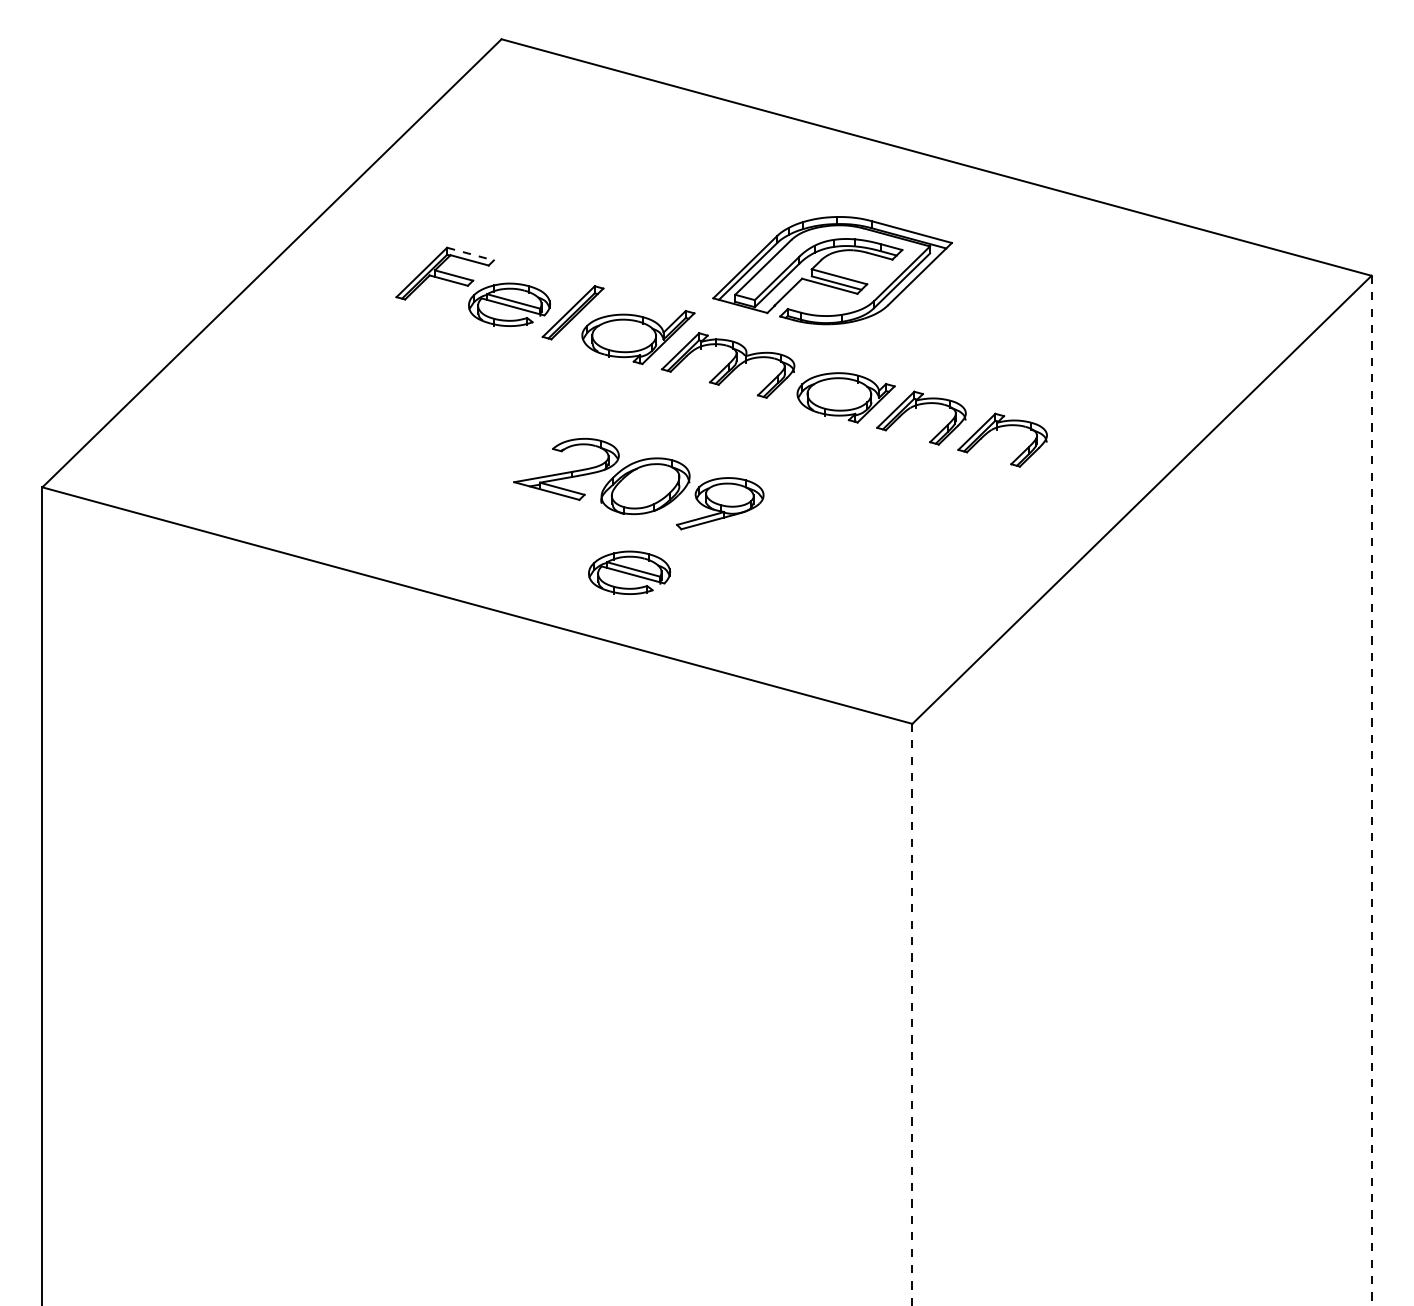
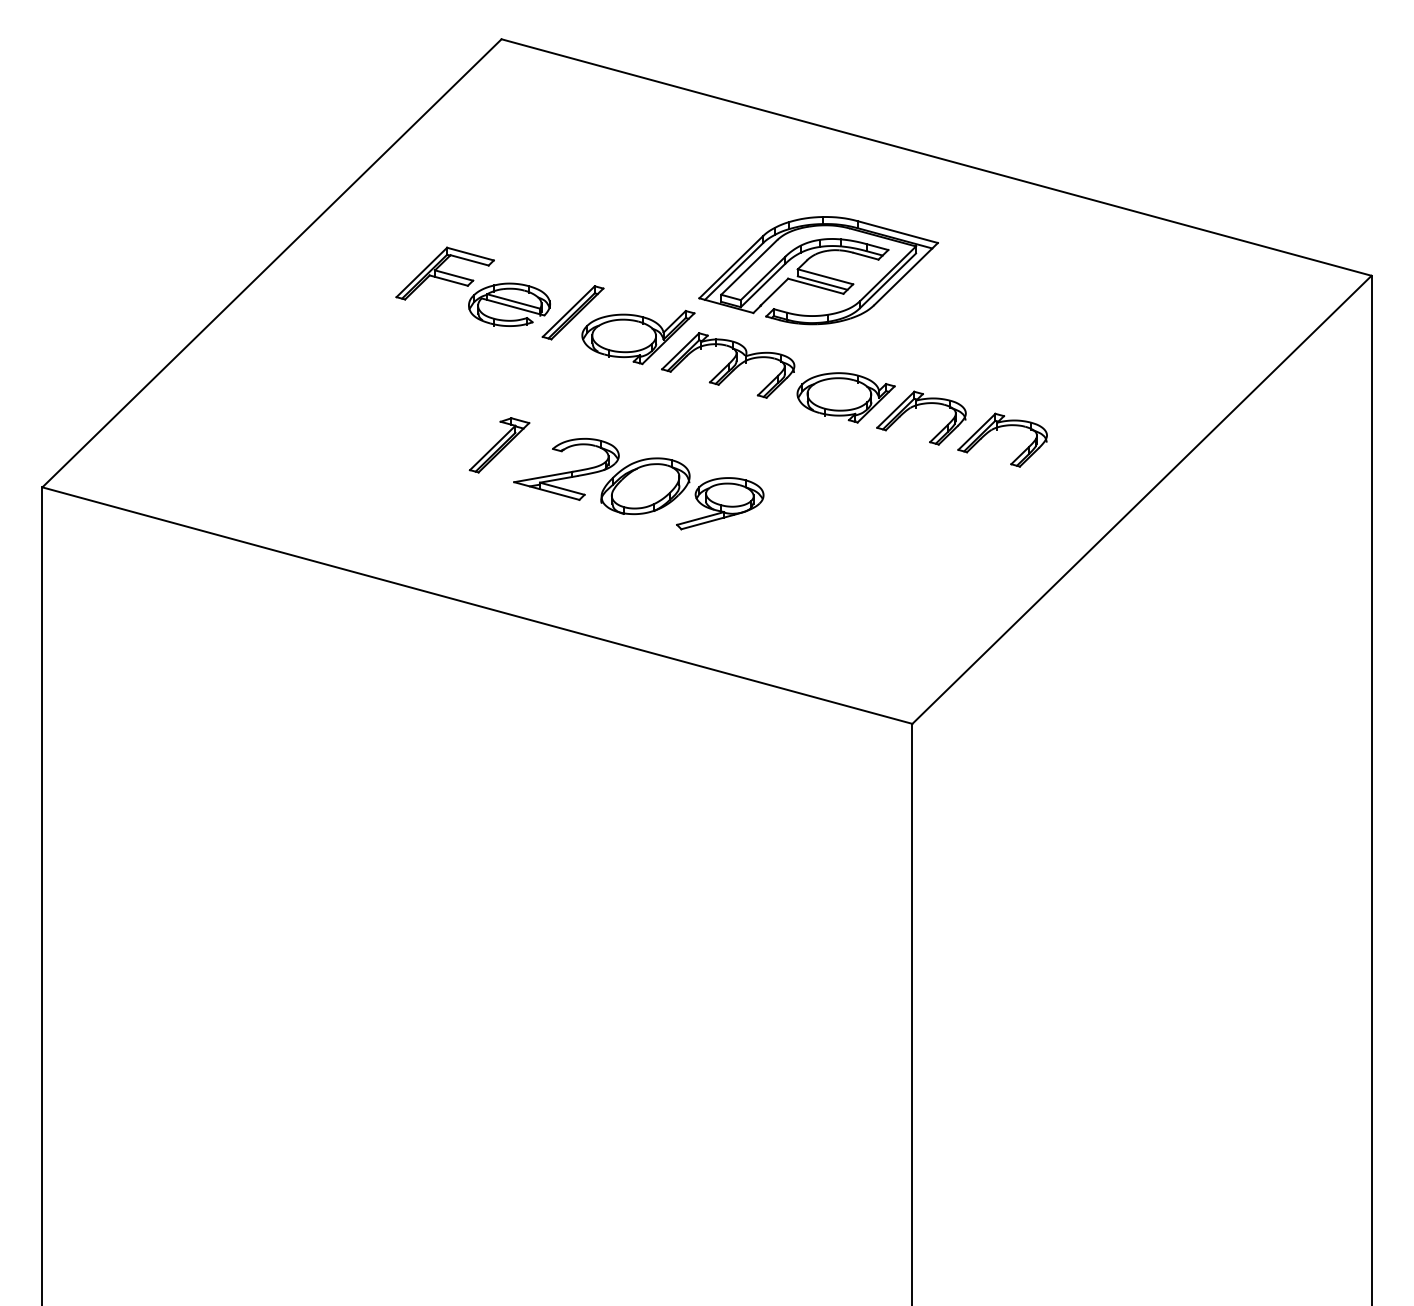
line: dashed -> solid (470, 254)
part position: (832, 270) -> (818, 270) (818, 270)
part: none -> present (499, 445)
part: present -> none (629, 572)
line: dashed -> solid (1371, 790)
line: dashed -> solid (912, 1014)
